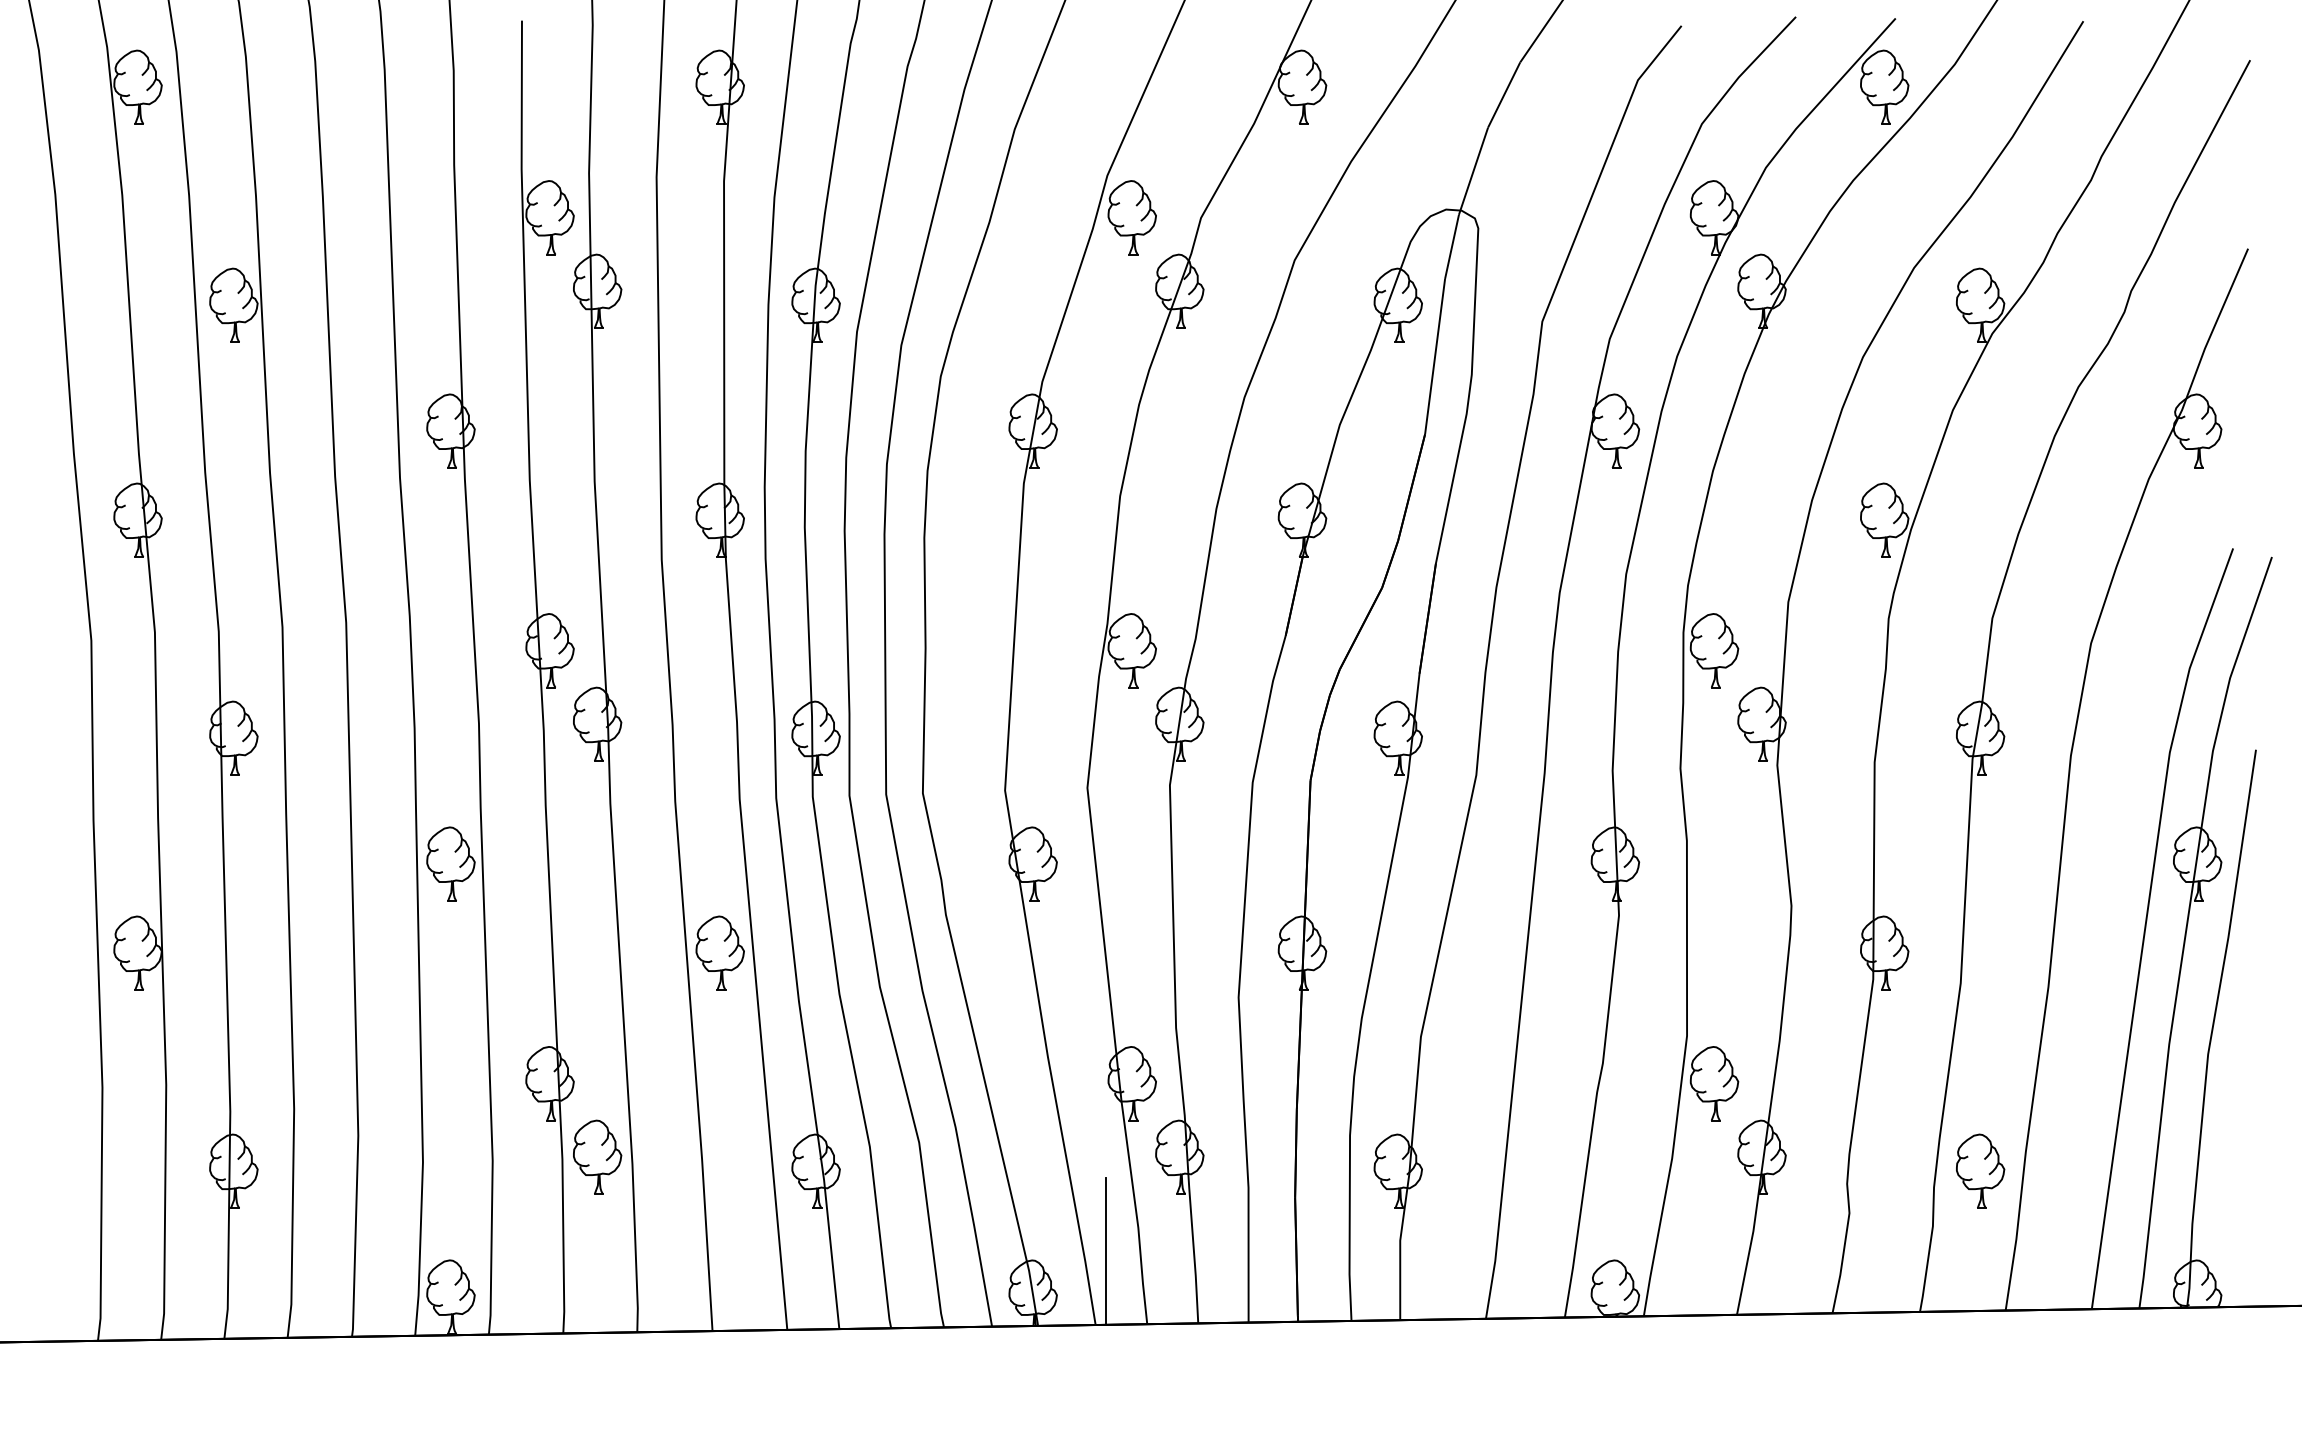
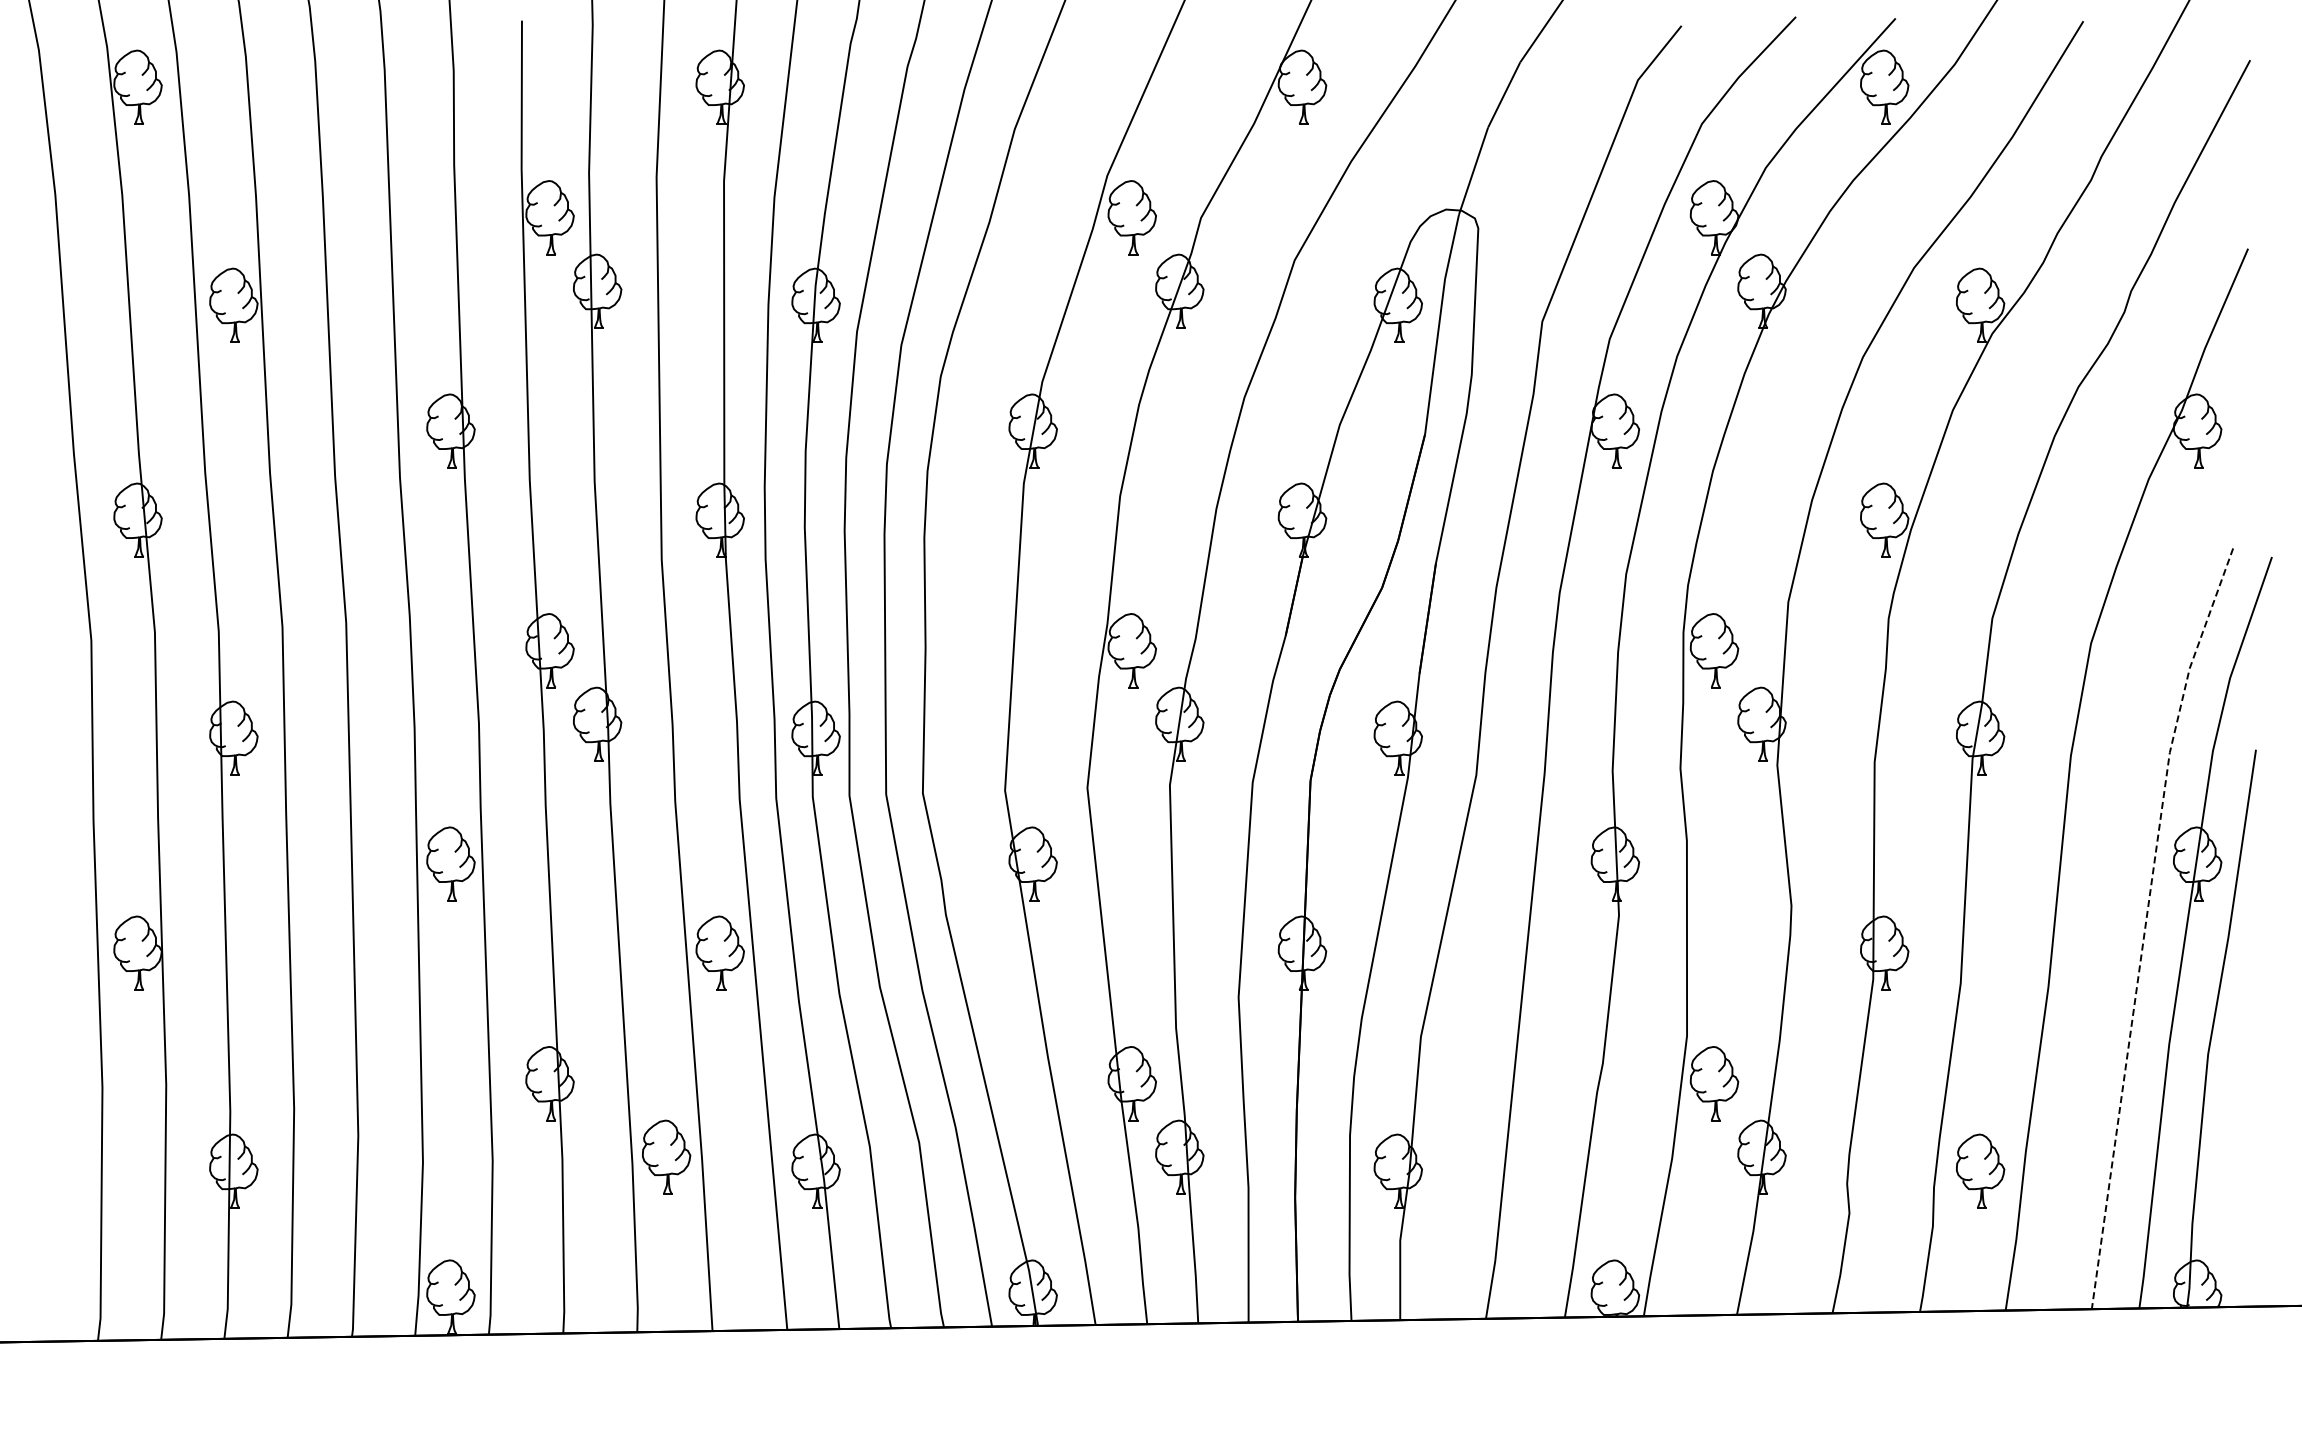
line: solid -> dashed (2145, 923)
part position: (597, 1156) -> (666, 1156) (666, 1156)
line: present -> none (1105, 1251)
